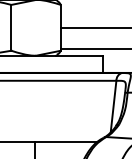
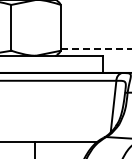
line: present -> none (94, 28)
line: solid -> dashed (96, 48)
